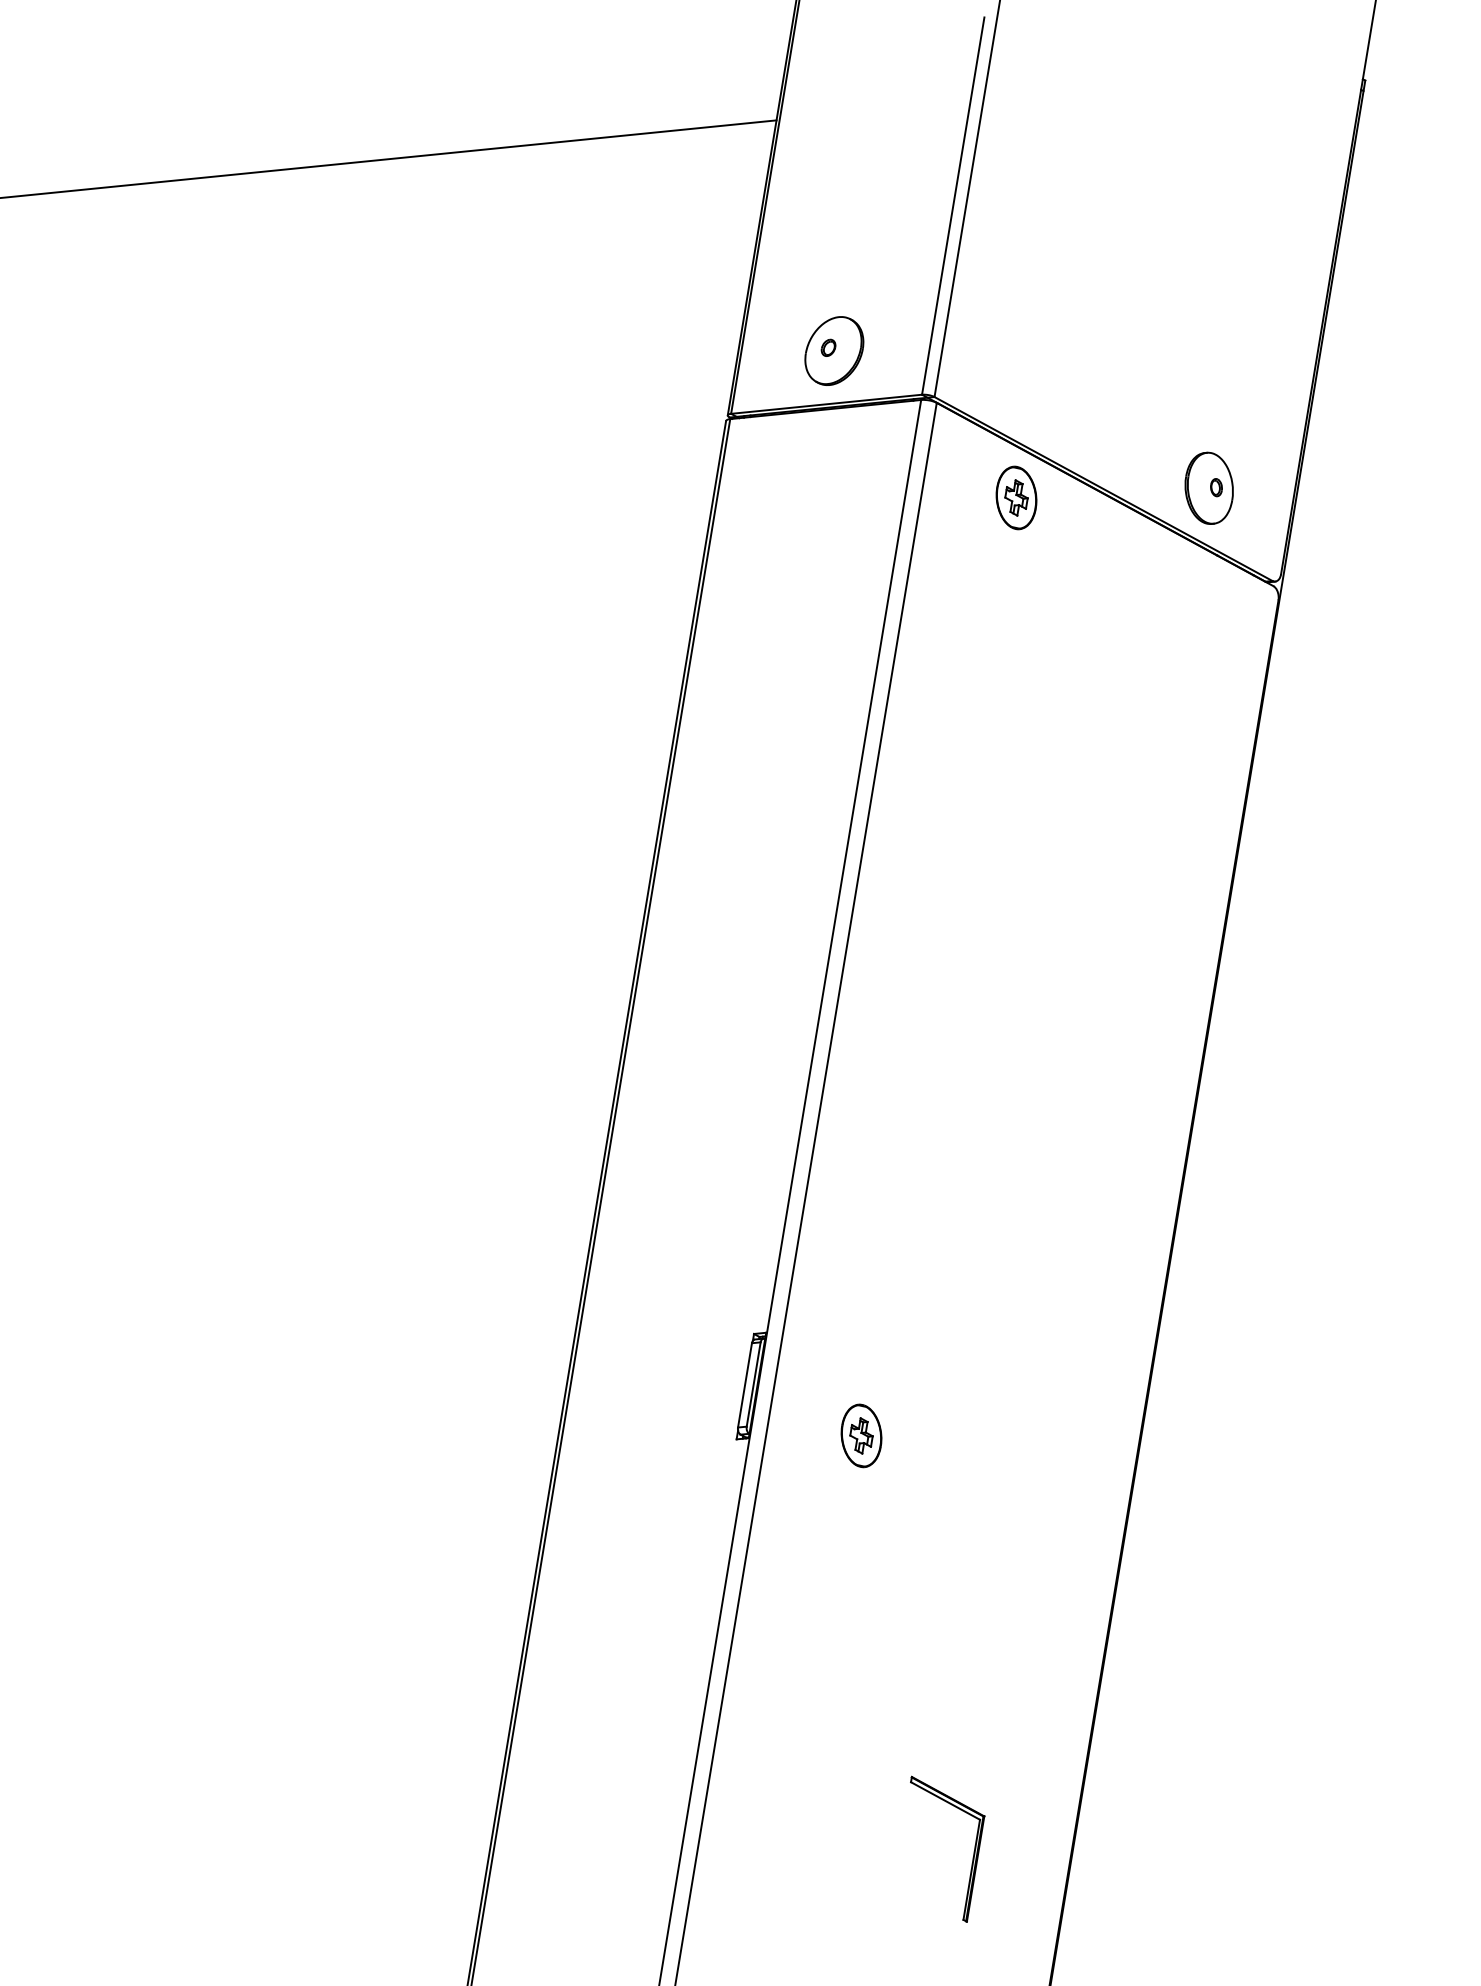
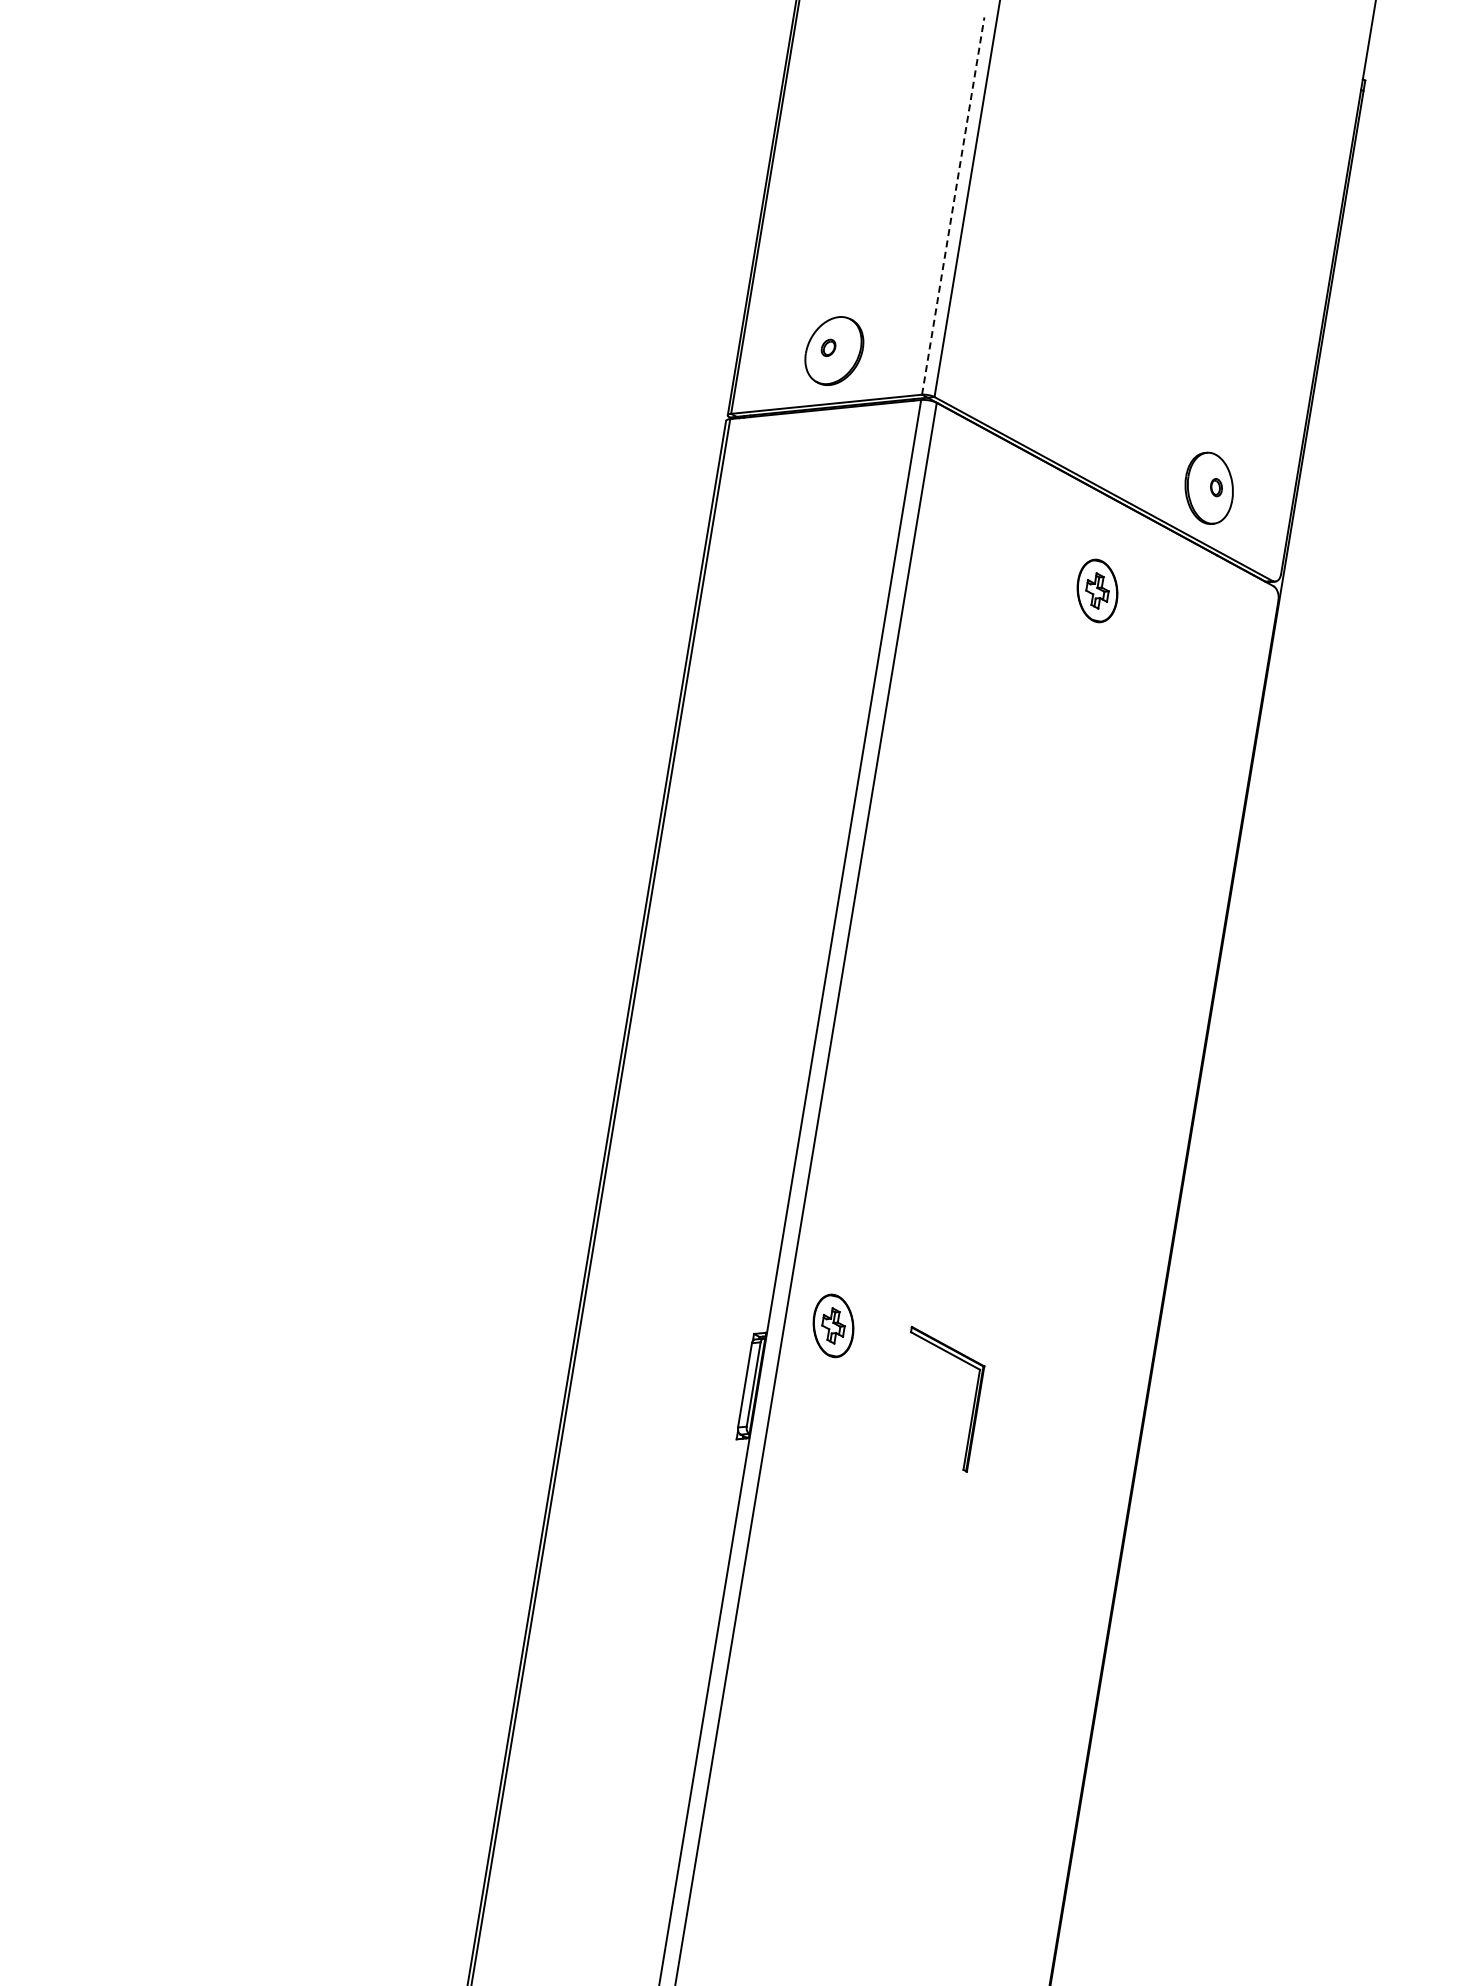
line: present -> none (389, 158)
line: solid -> dashed (953, 205)
part position: (1016, 497) -> (1097, 590) (1097, 590)
part position: (861, 1435) -> (833, 1325) (833, 1325)
part position: (973, 1851) -> (973, 1401) (973, 1401)
